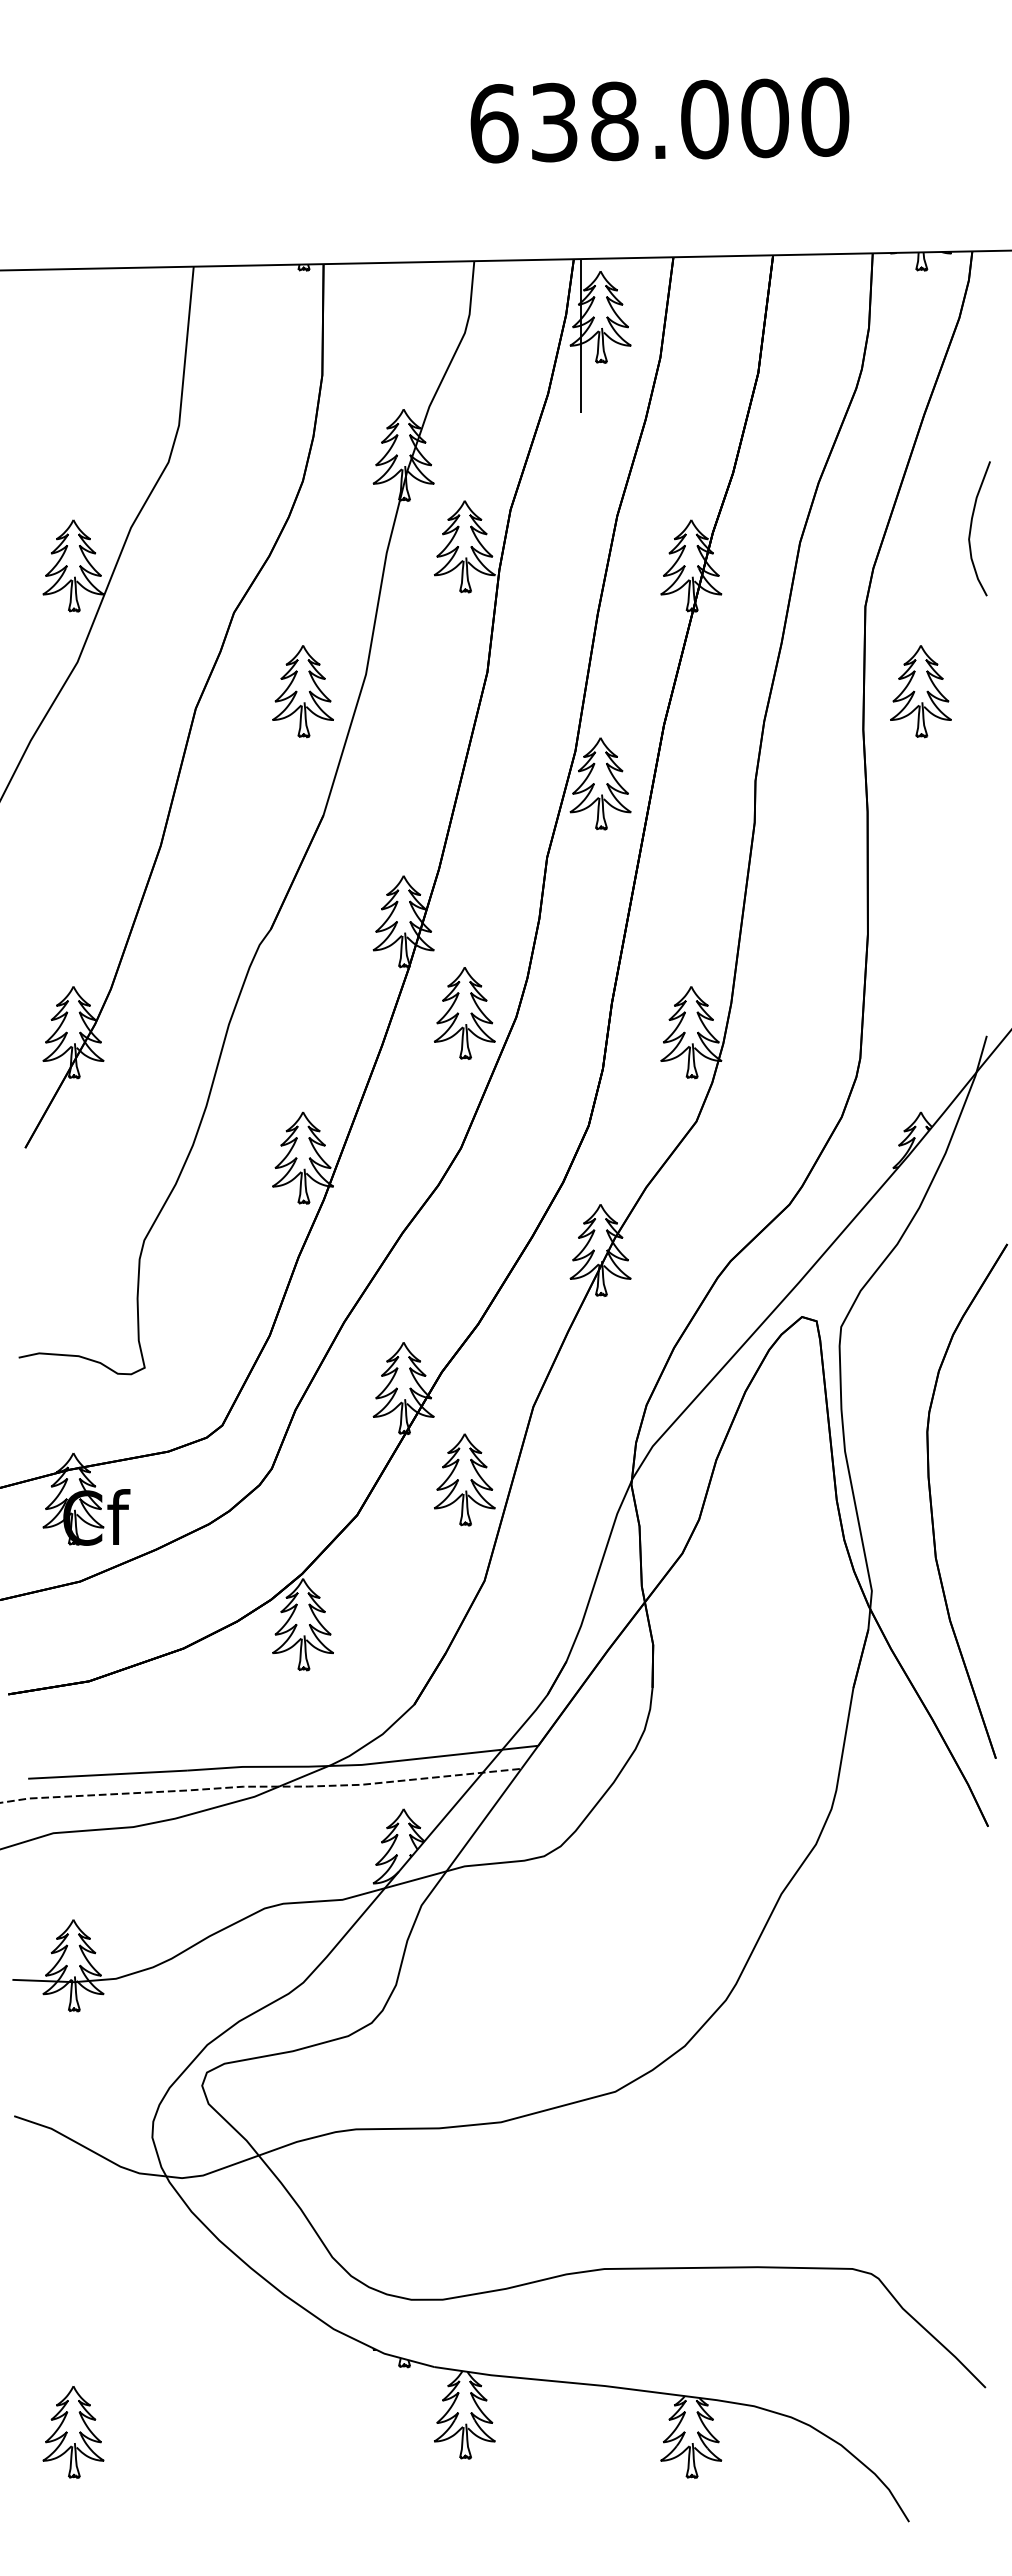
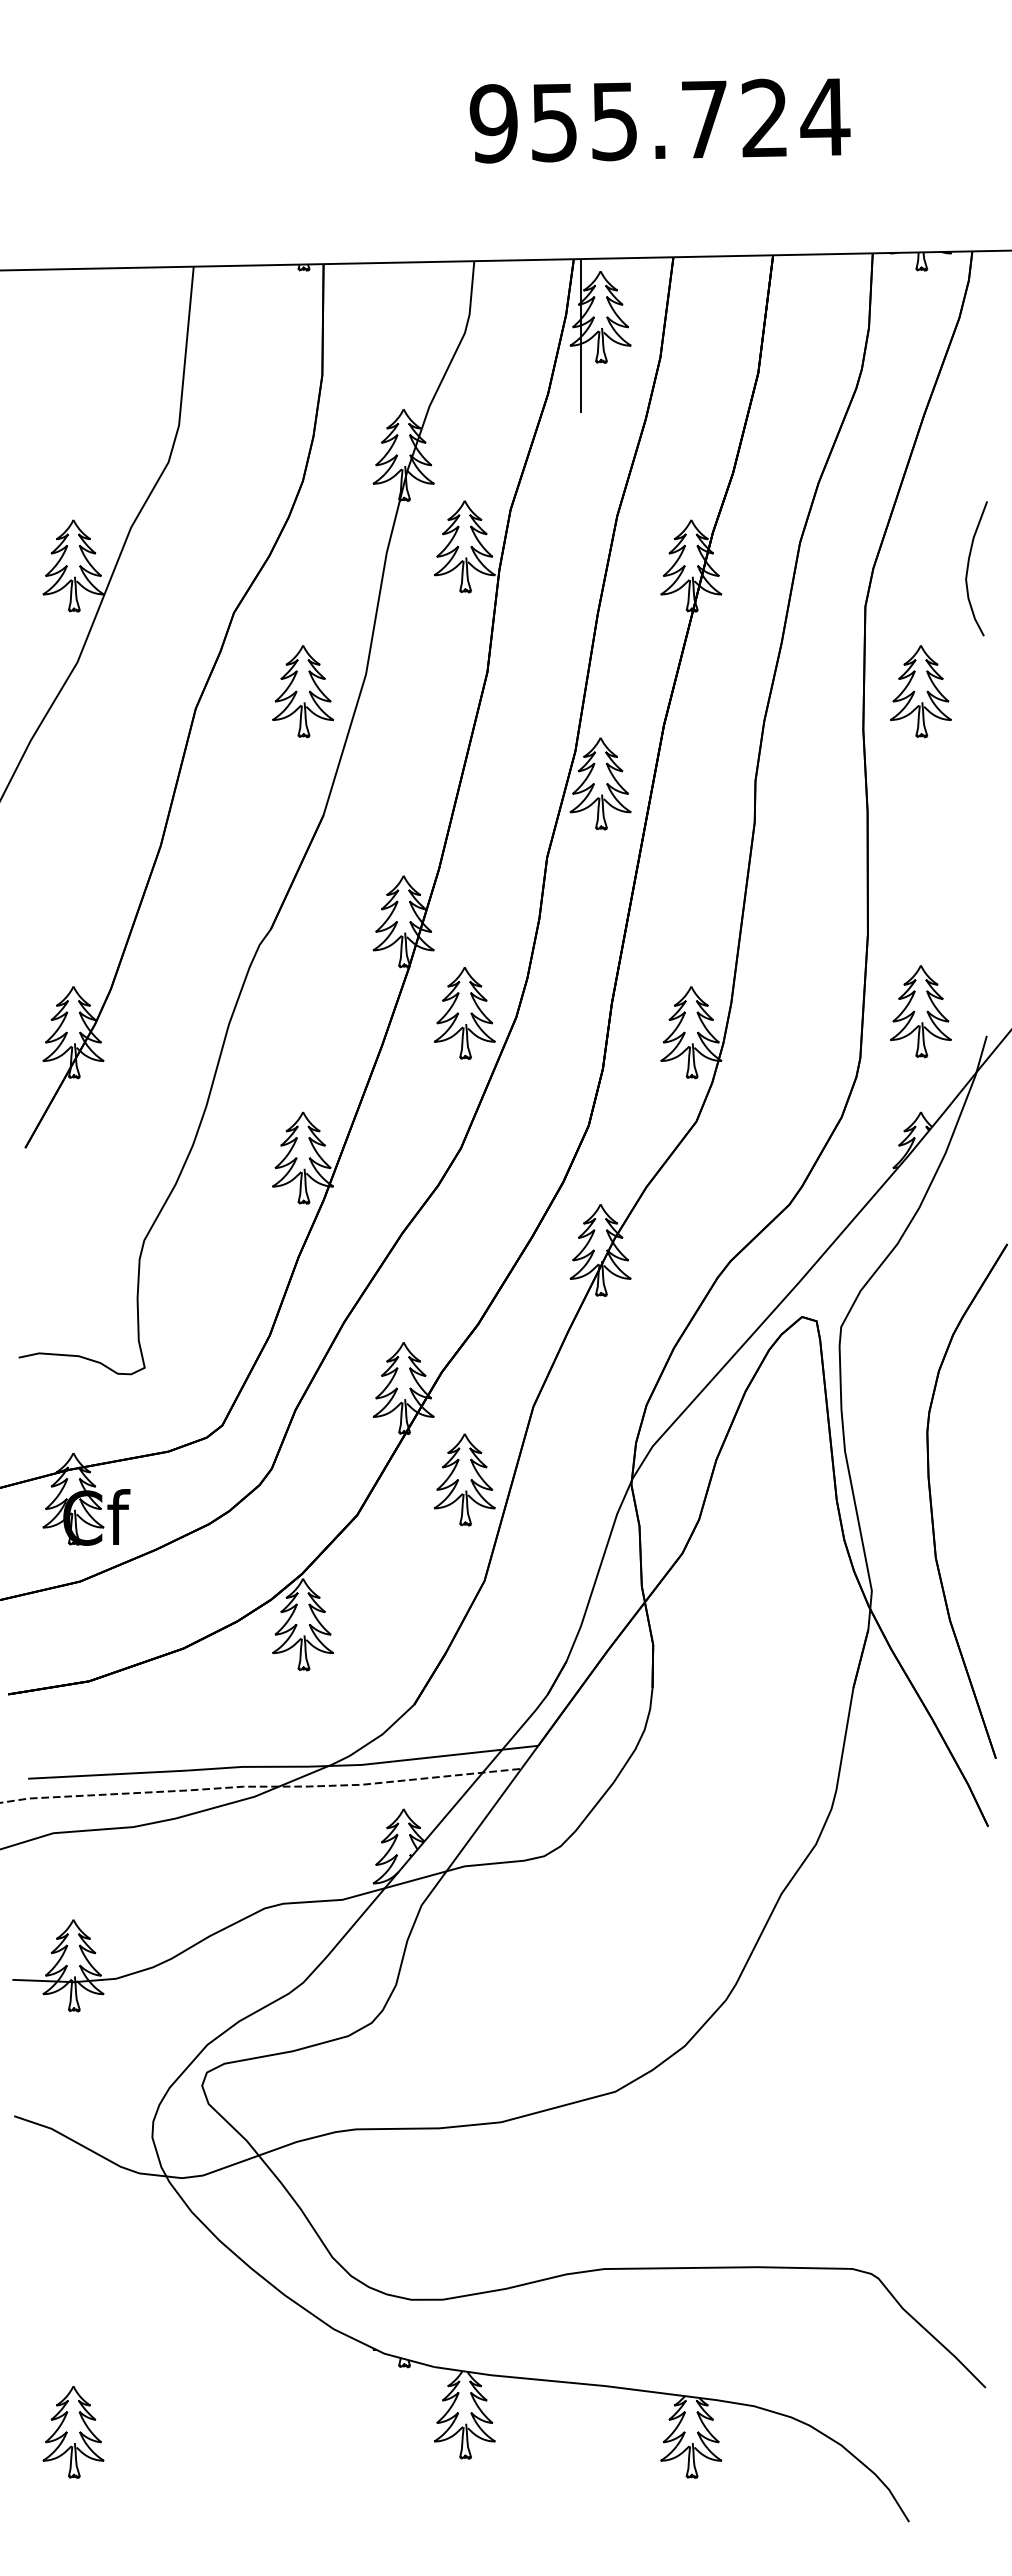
text: 638.000 -> 955.724 (659, 120)
curve position: (971, 528) -> (968, 568) (968, 568)
part: none -> present (920, 1011)
